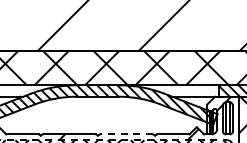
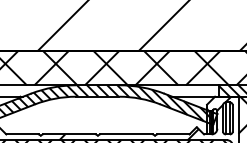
line: dashed -> solid (126, 134)
line: dashed -> solid (114, 140)
